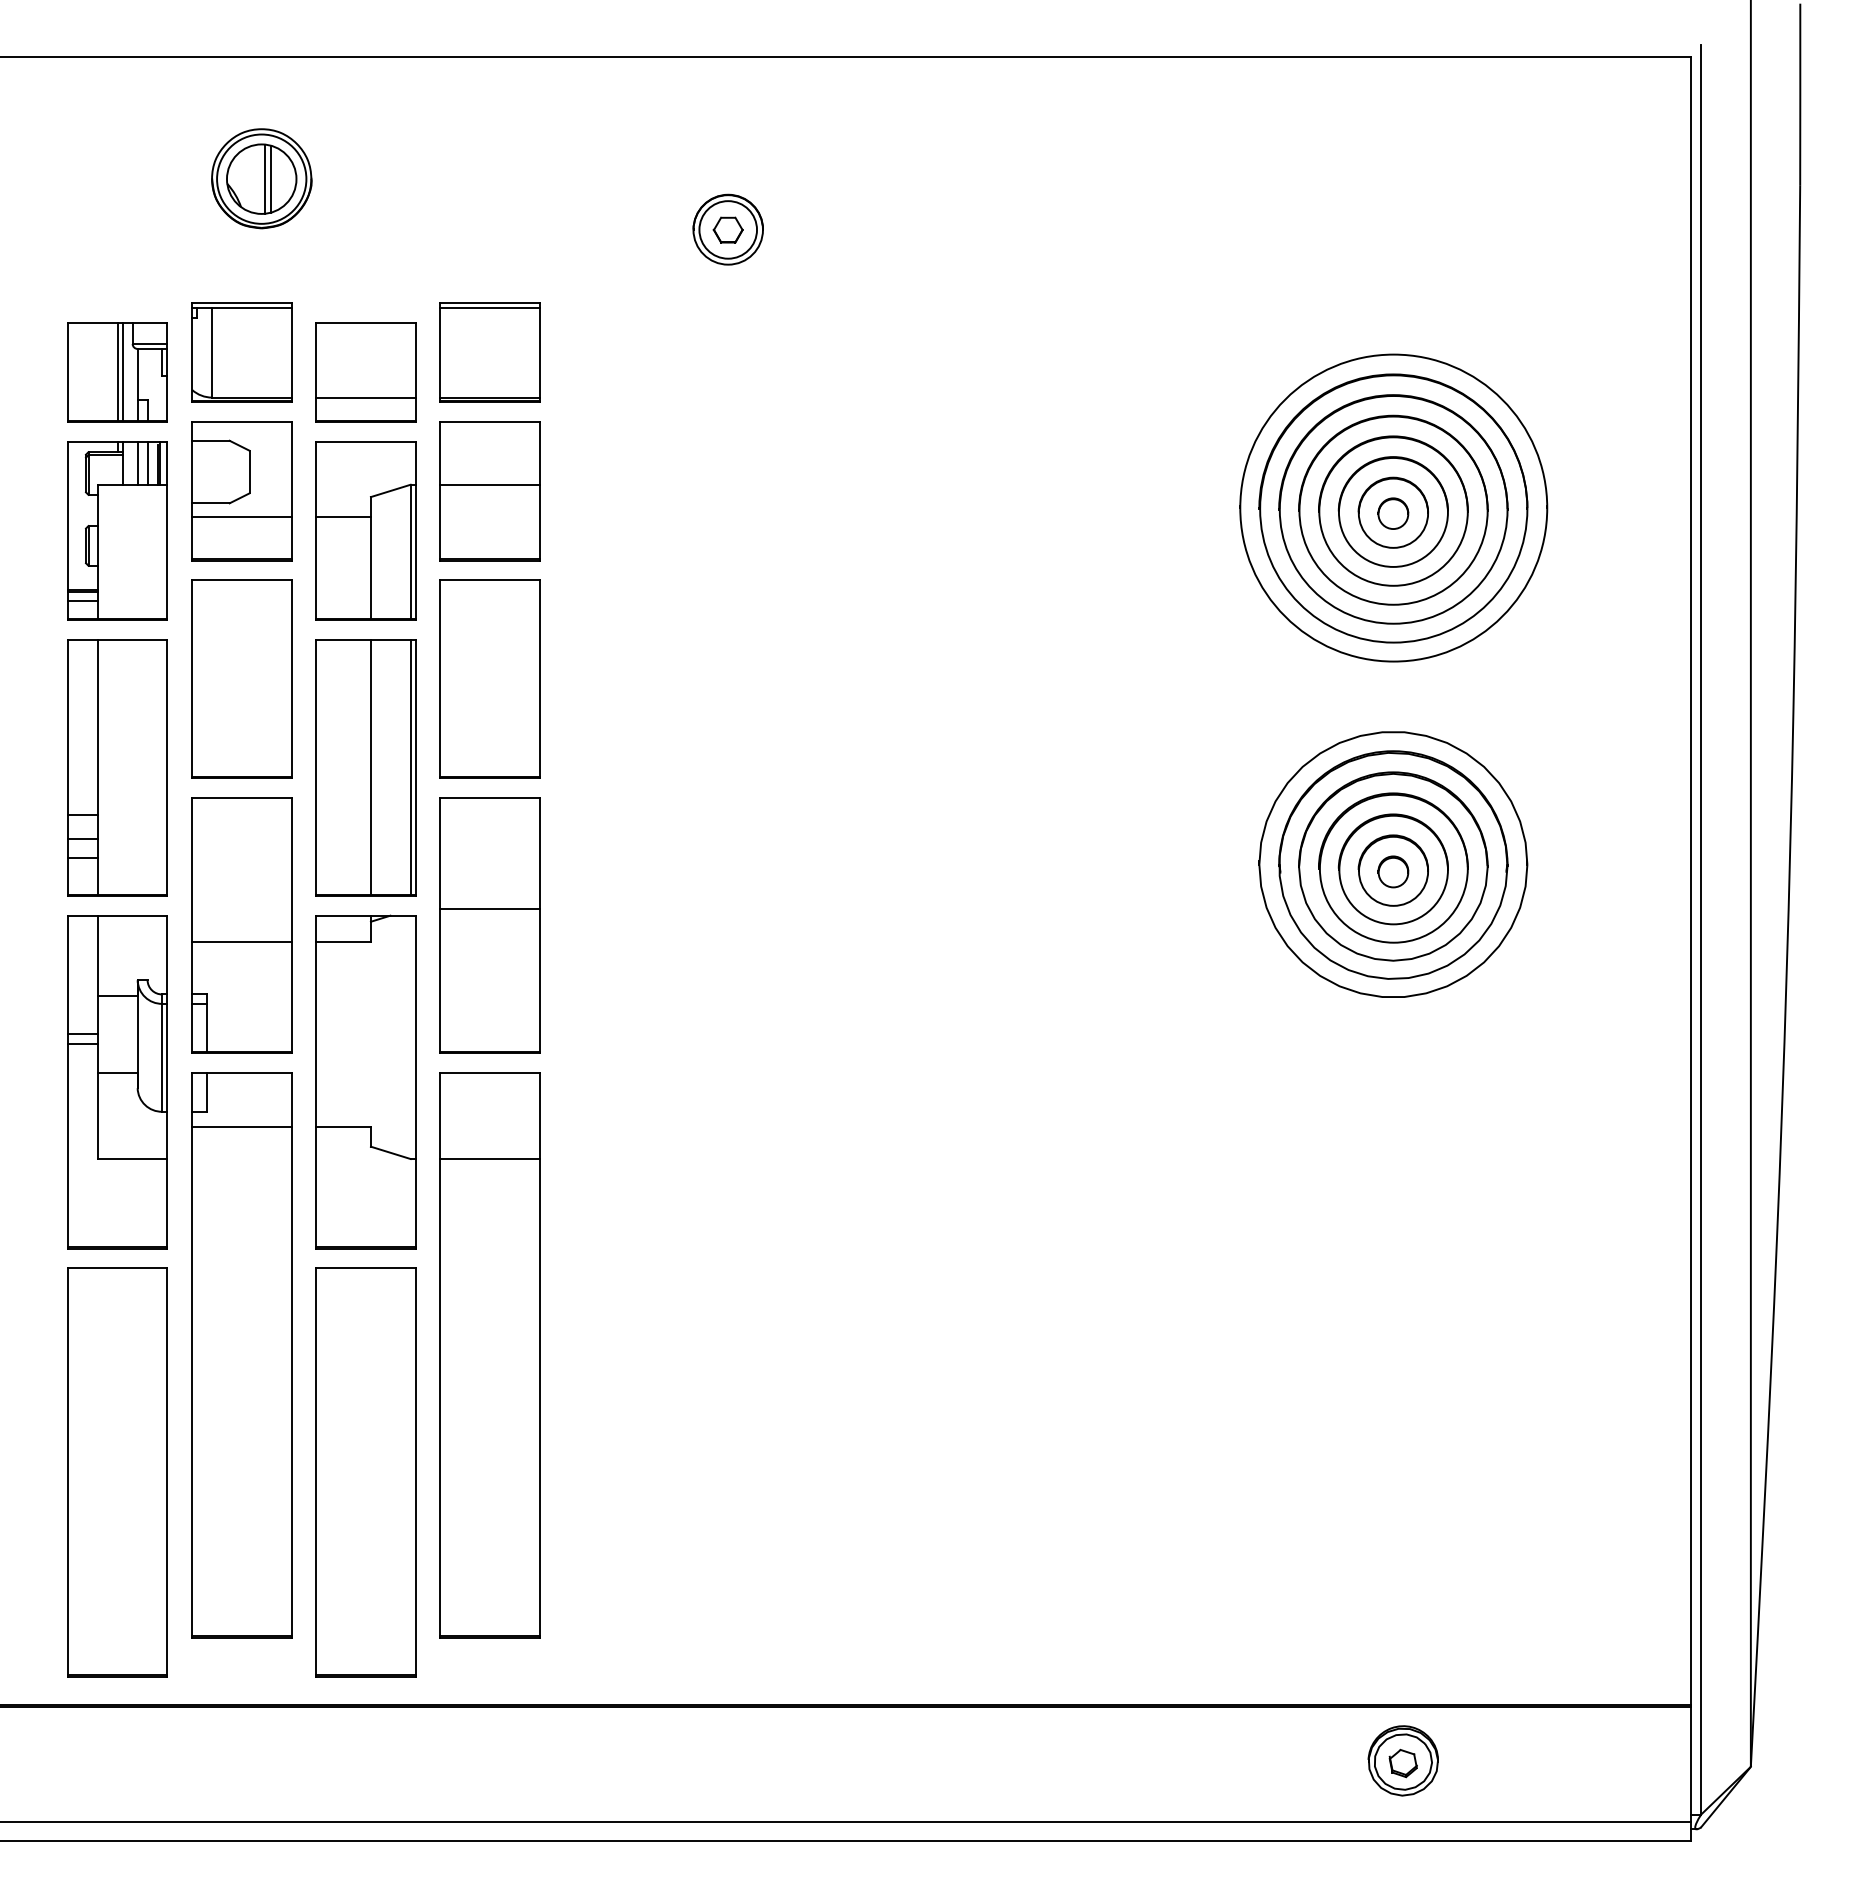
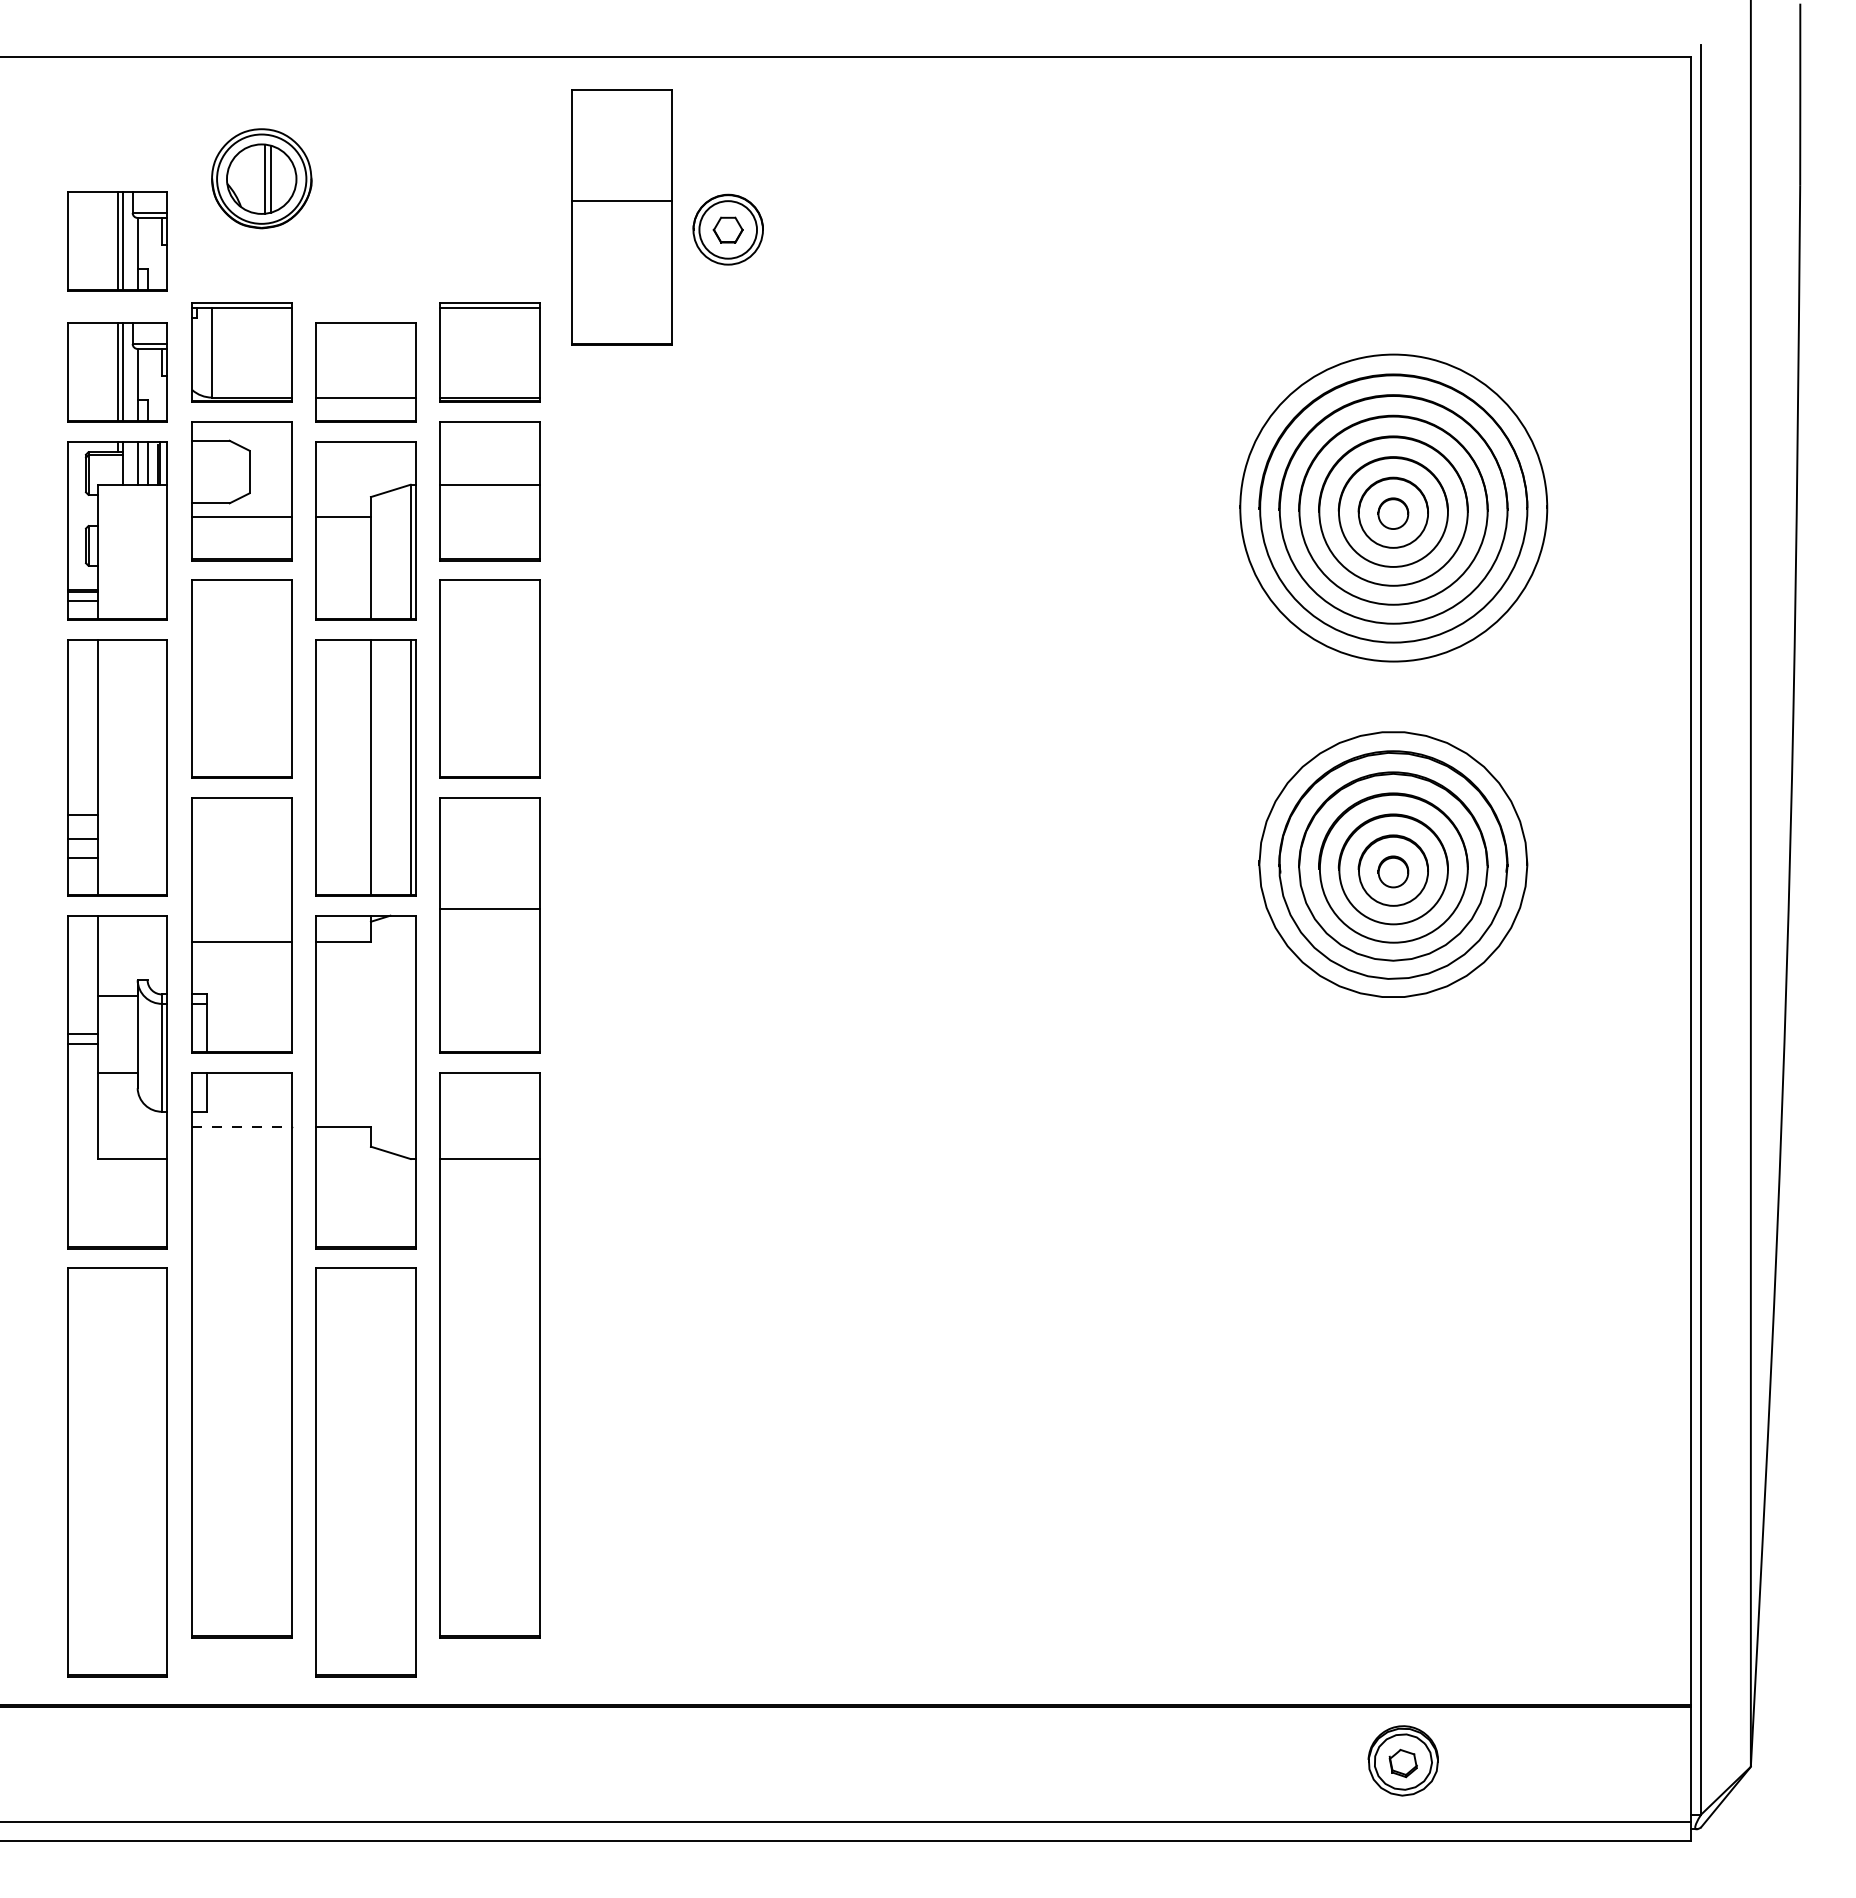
part: none -> present (621, 217)
part: none -> present (117, 241)
line: solid -> dashed (241, 1126)
